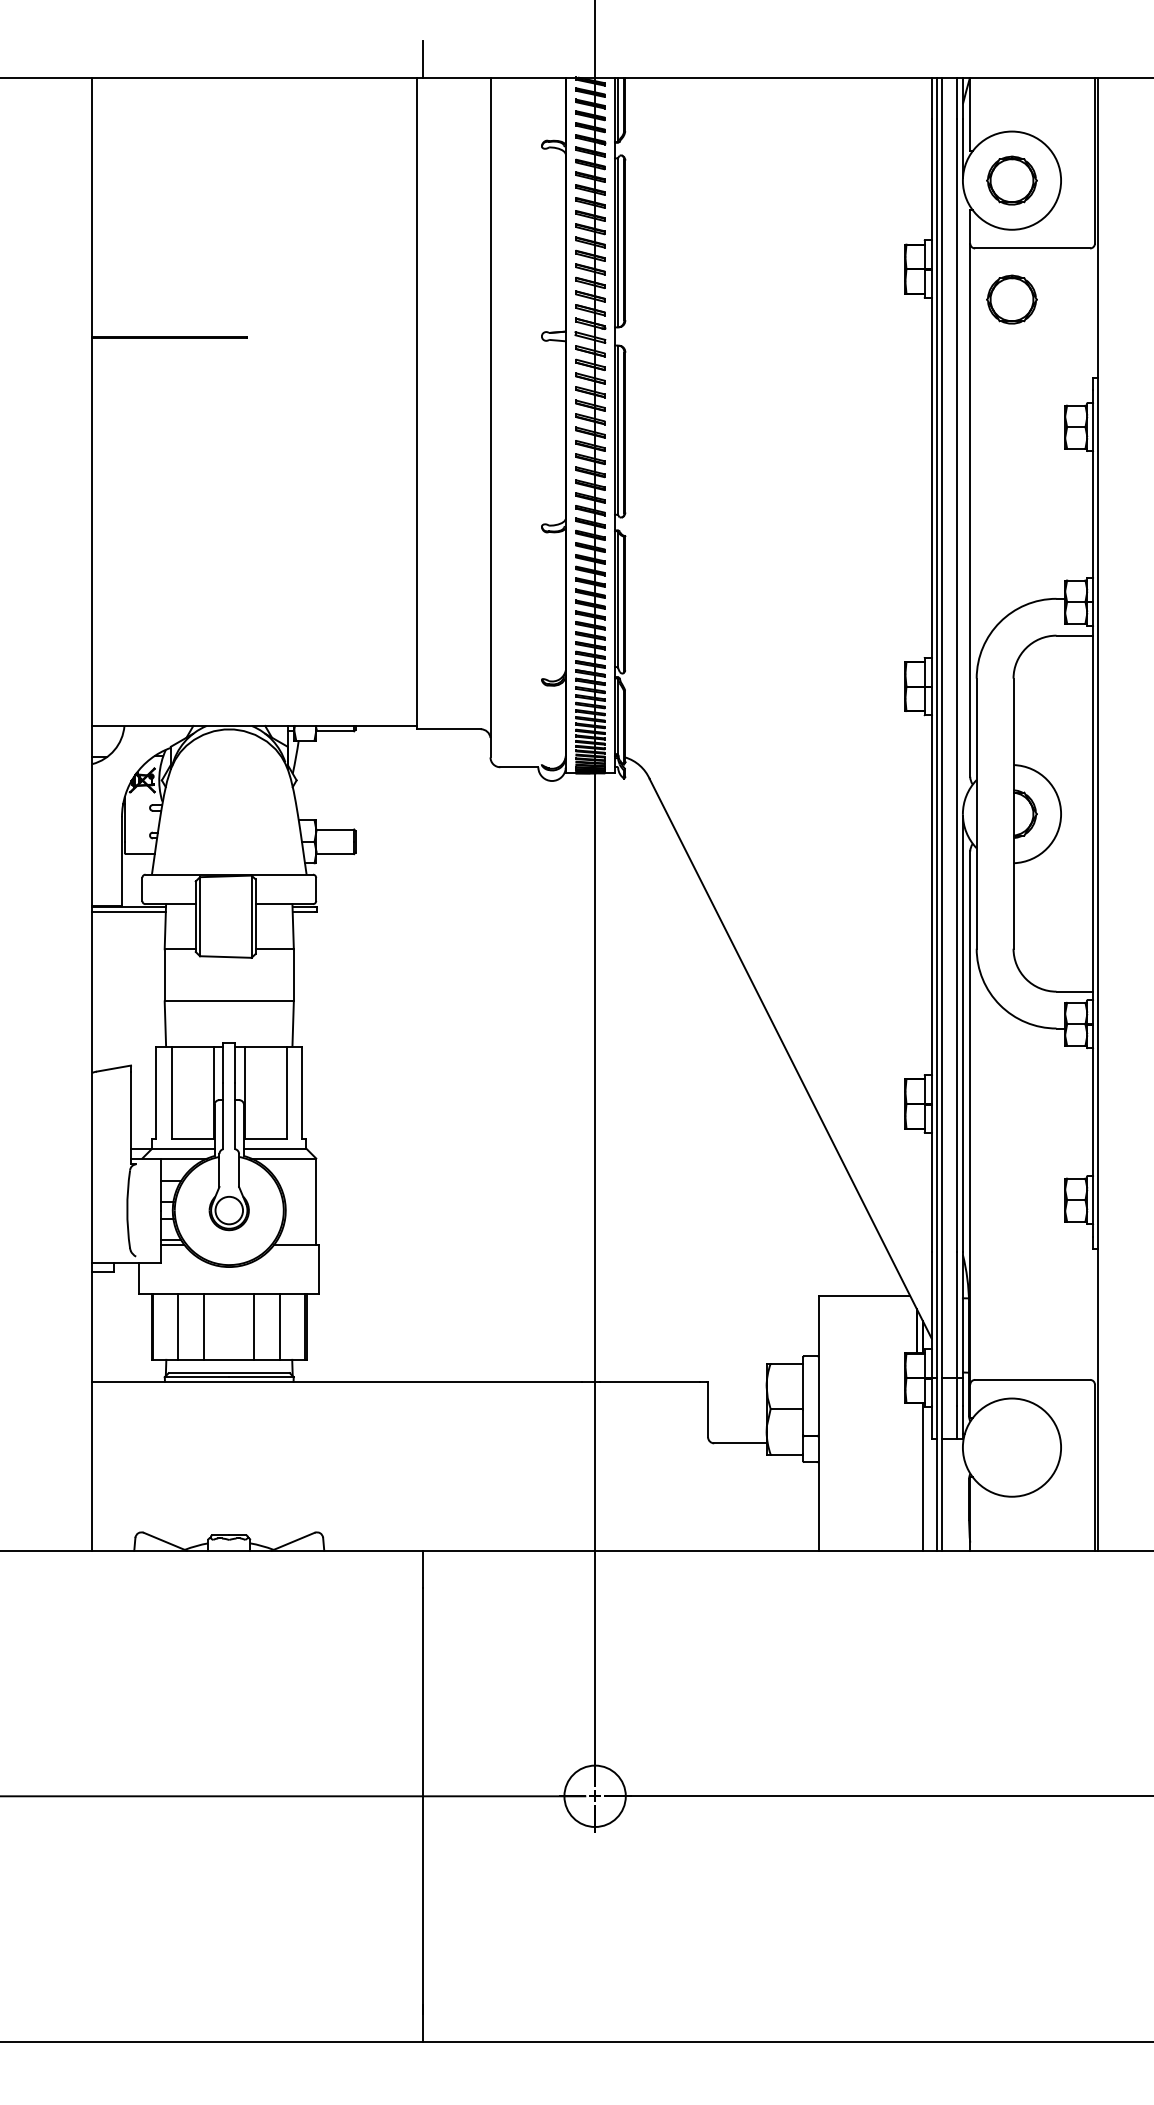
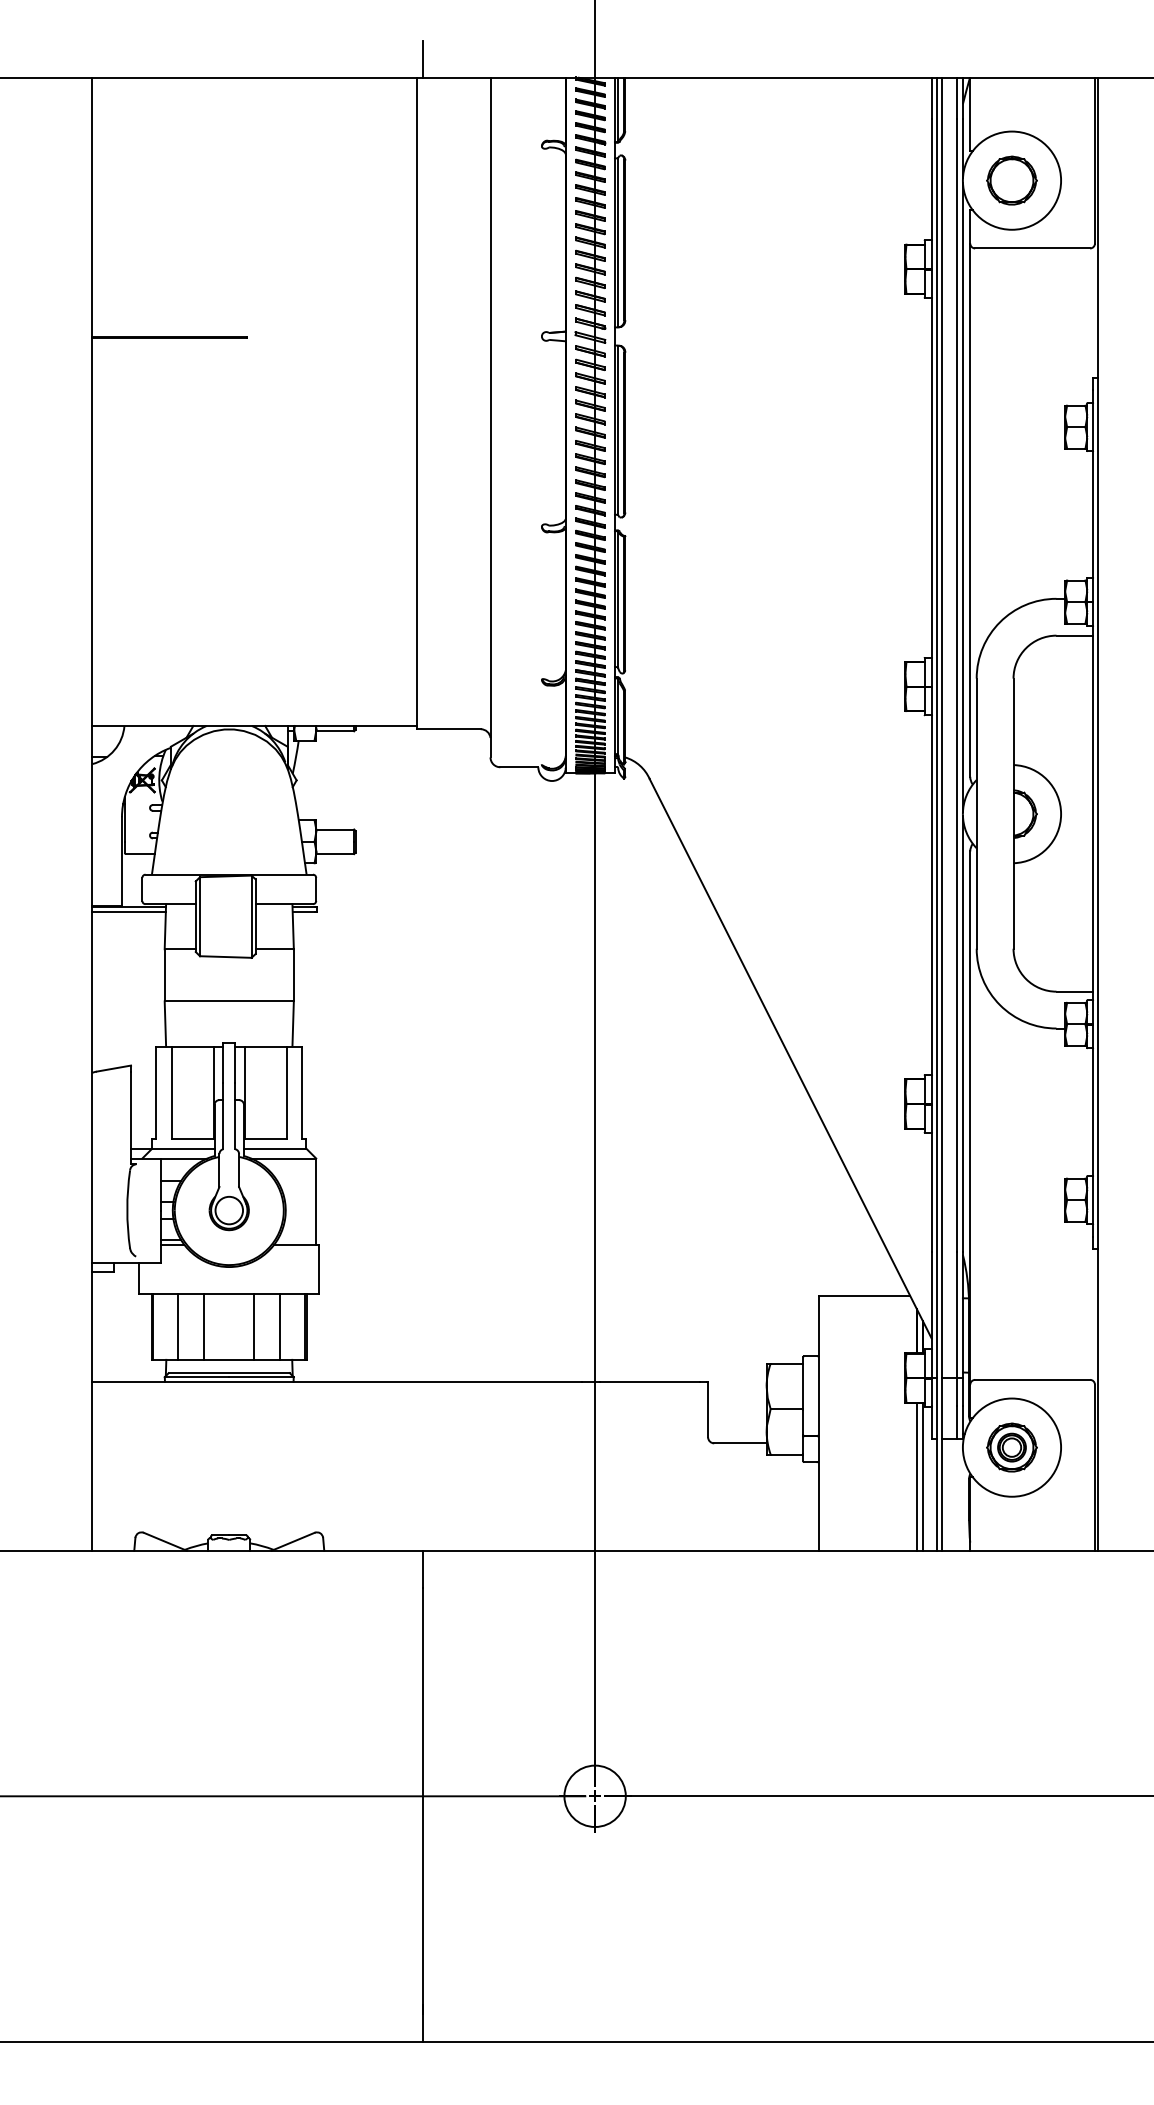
part: present -> none (1011, 299)
line: none -> present (962, 496)
part: none -> present (1011, 1447)
line: none -> present (916, 1476)
